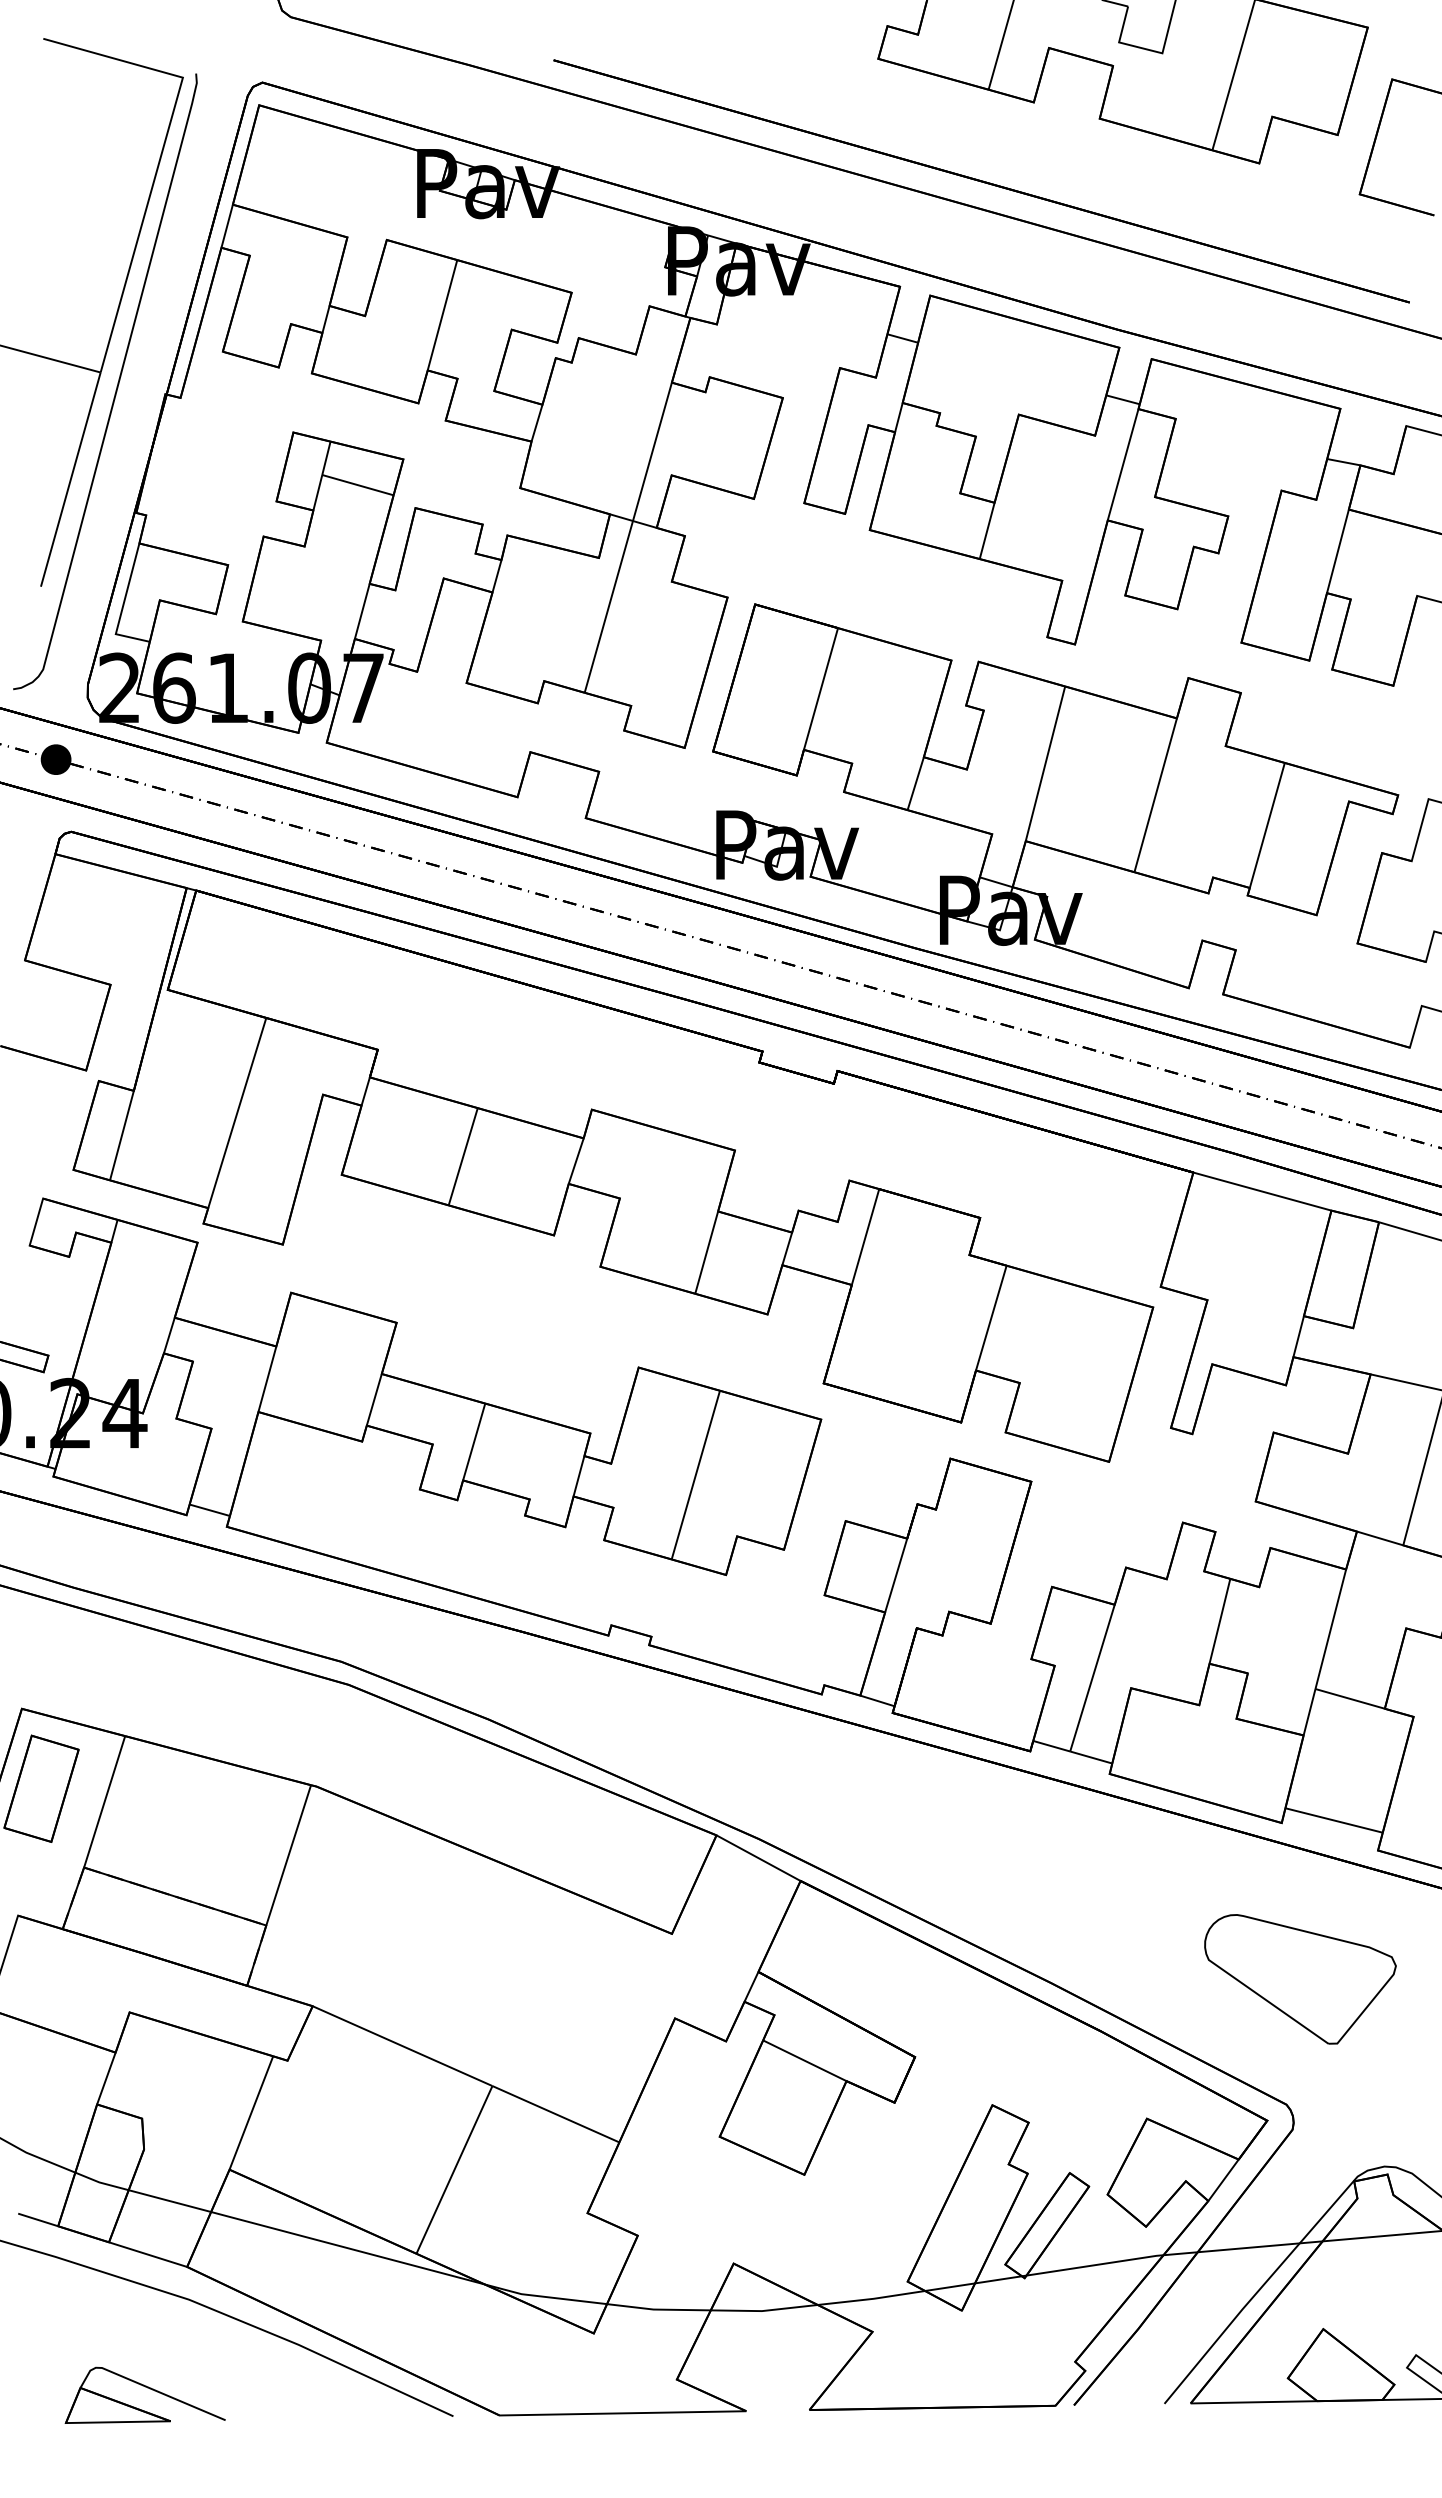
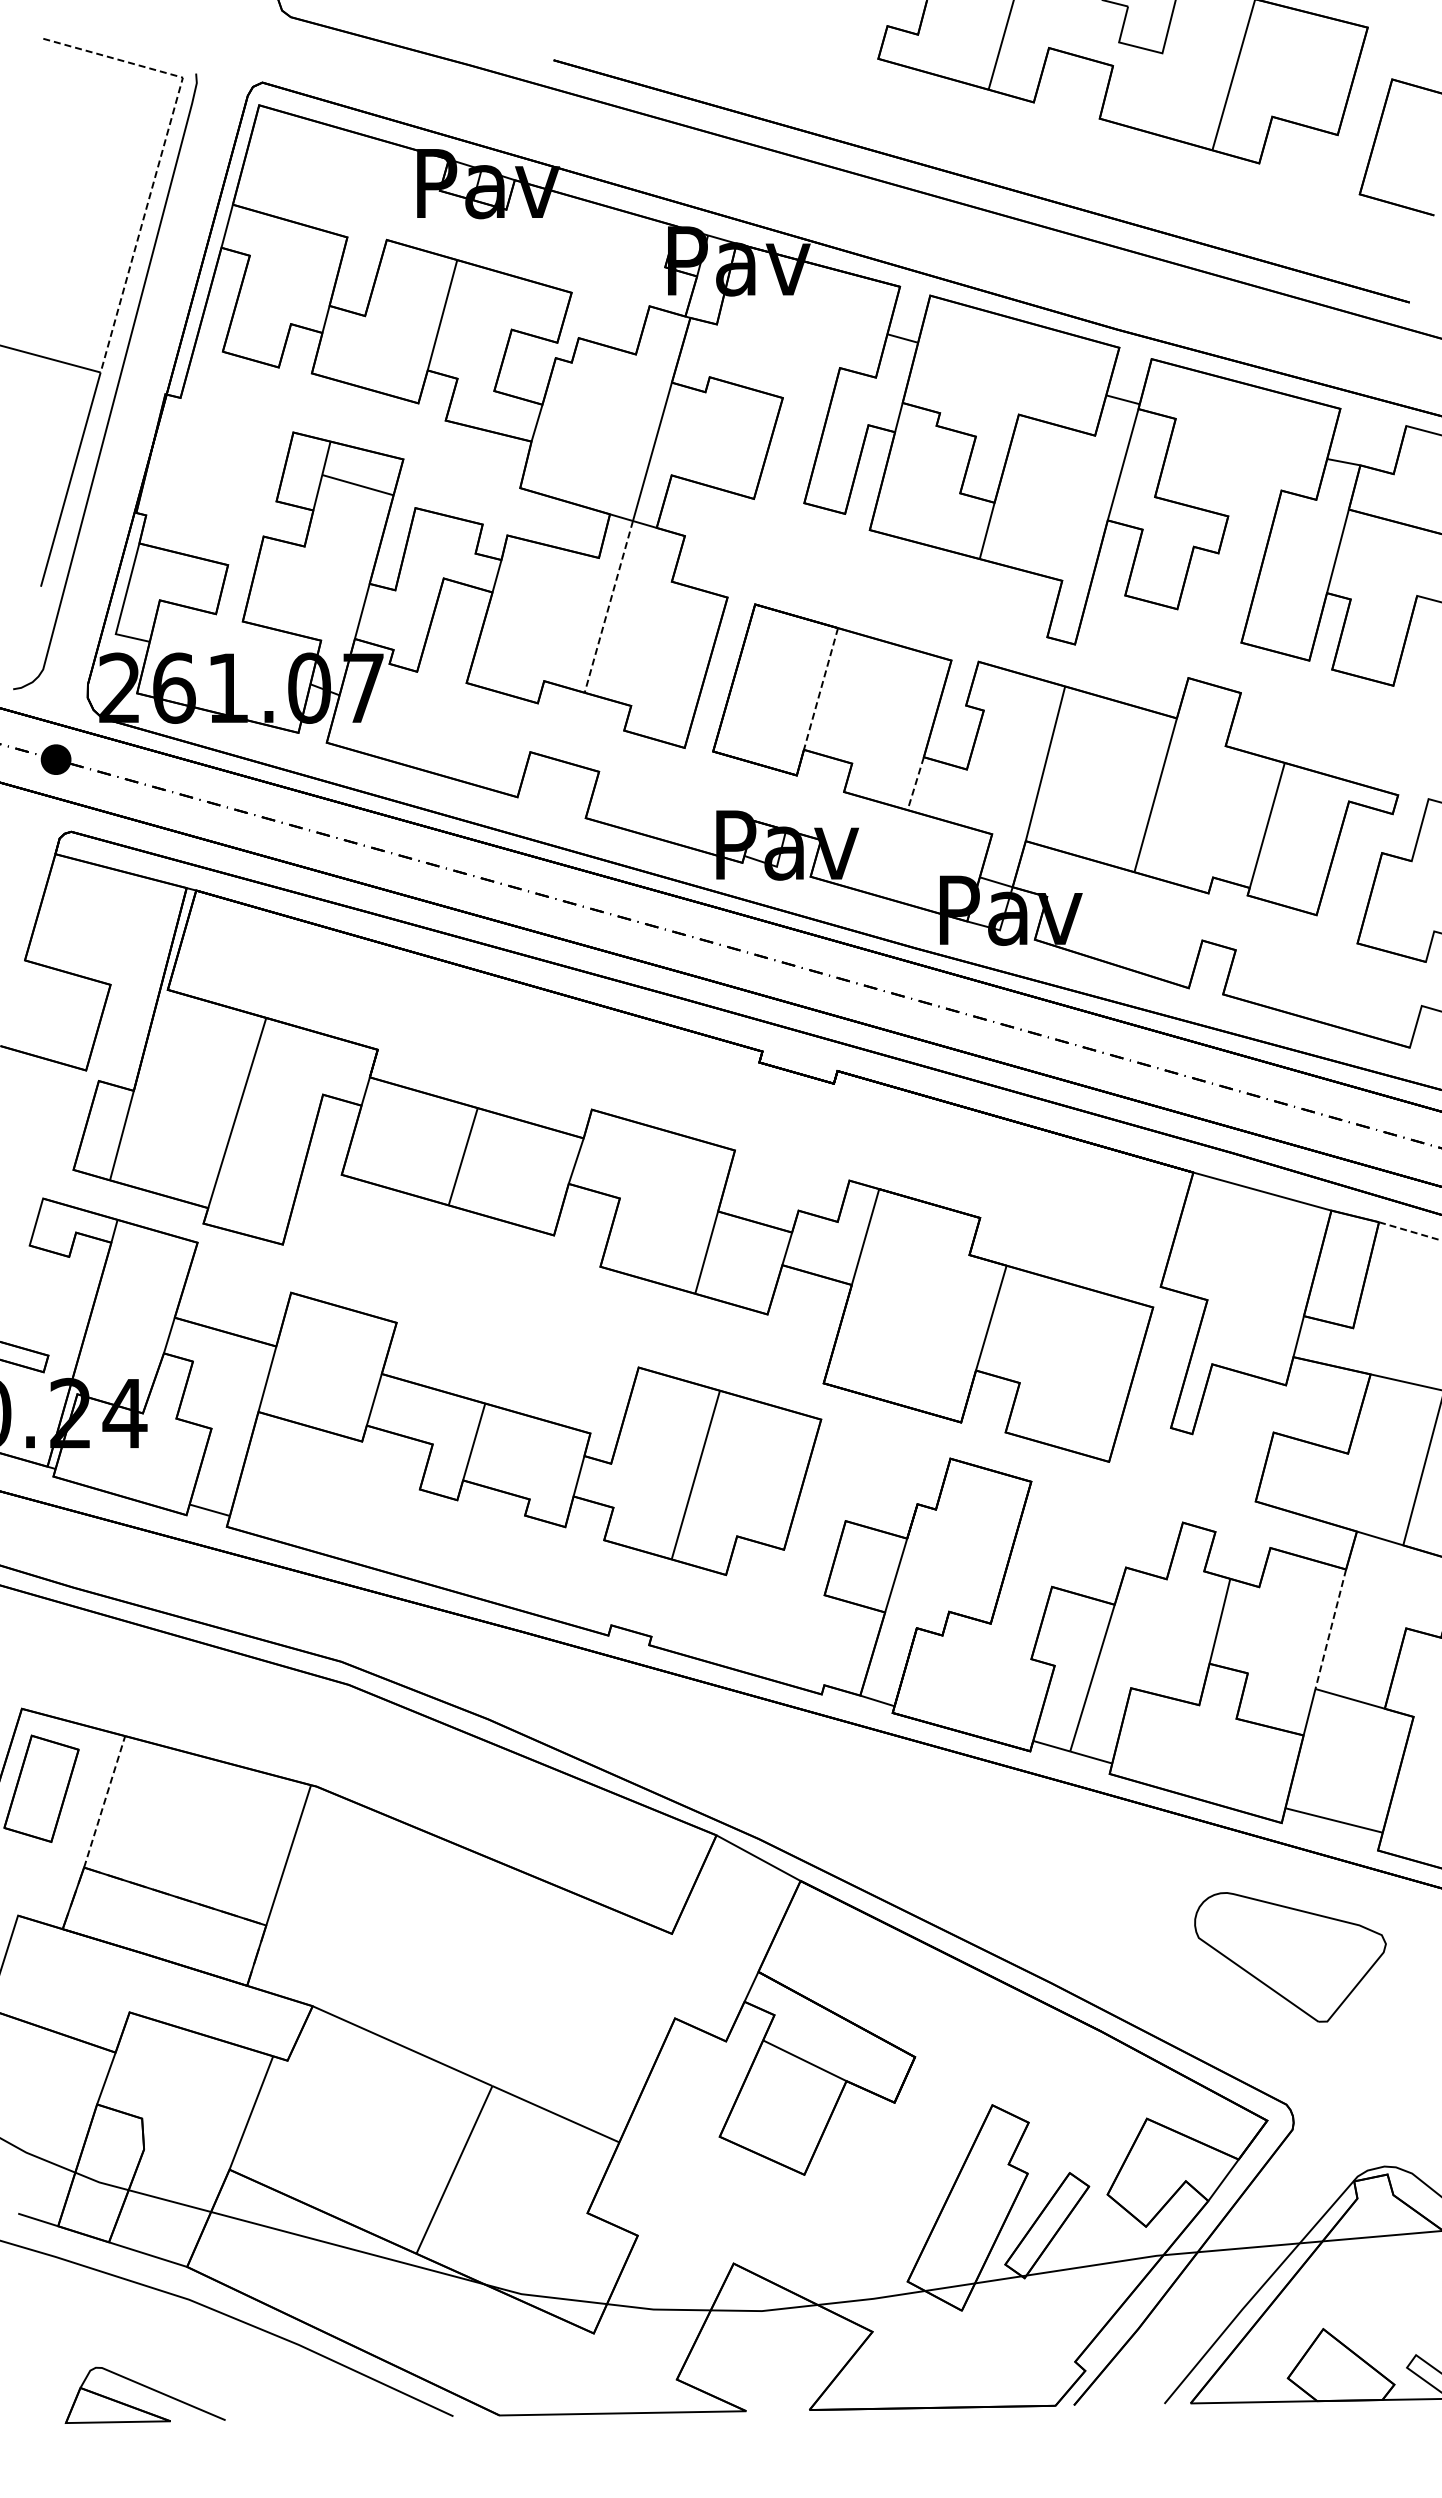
line: solid -> dashed (161, 155)
line: solid -> dashed (608, 607)
line: solid -> dashed (820, 689)
line: solid -> dashed (915, 783)
line: solid -> dashed (1410, 1231)
line: solid -> dashed (1330, 1629)
line: solid -> dashed (104, 1801)
part position: (1300, 1979) -> (1290, 1957) (1290, 1957)
